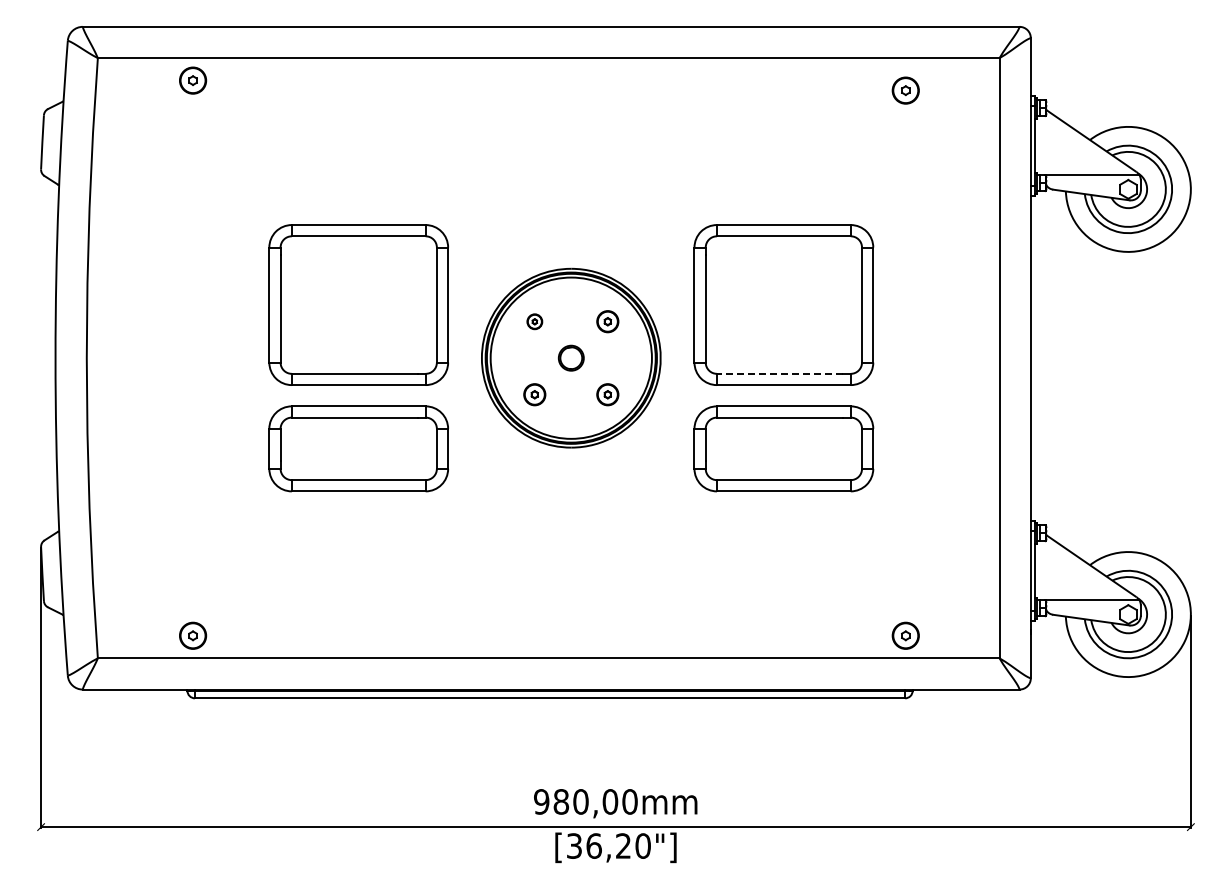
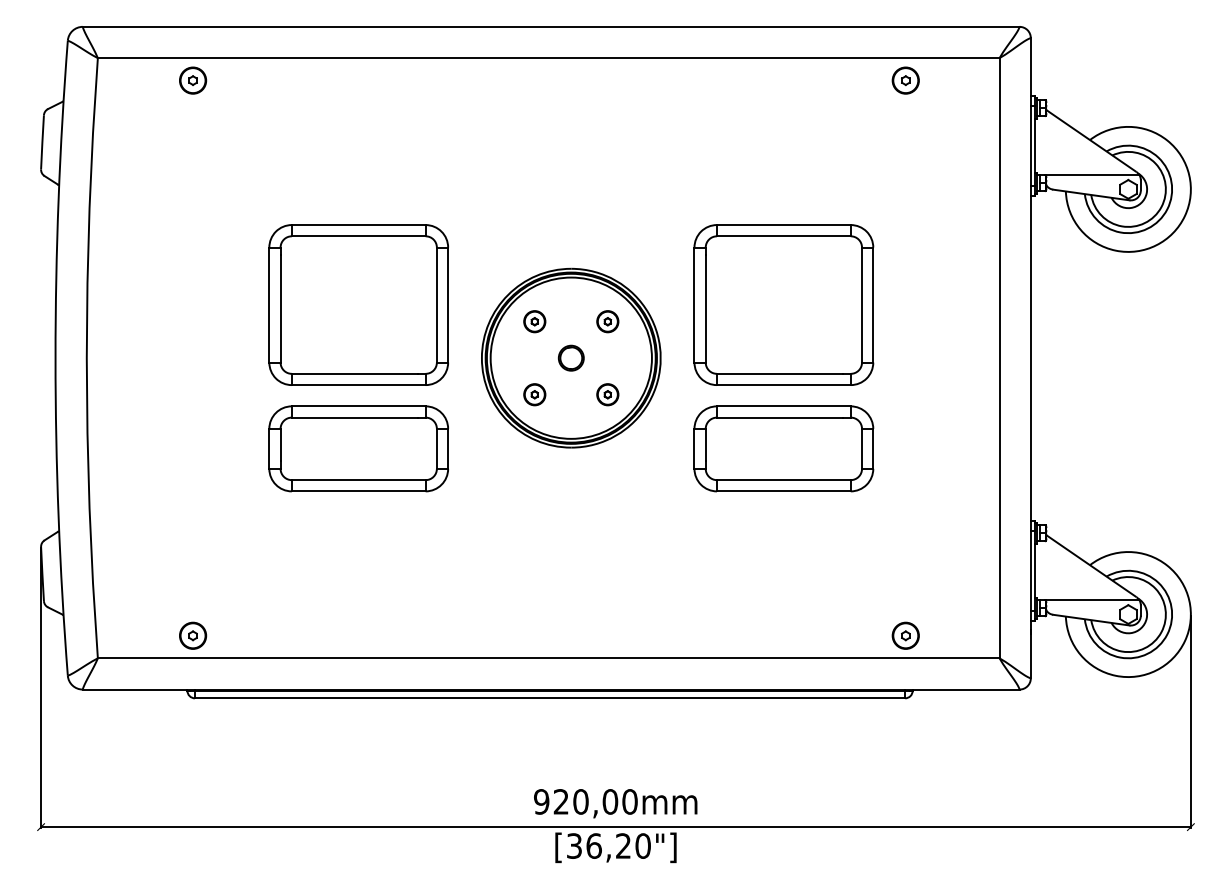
part position: (905, 90) -> (905, 80) (905, 80)
part size: 18x18 px -> 24x24 px (534, 321)
line: dashed -> solid (779, 373)
text: 980,00mm -> 920,00mm (561, 801)
